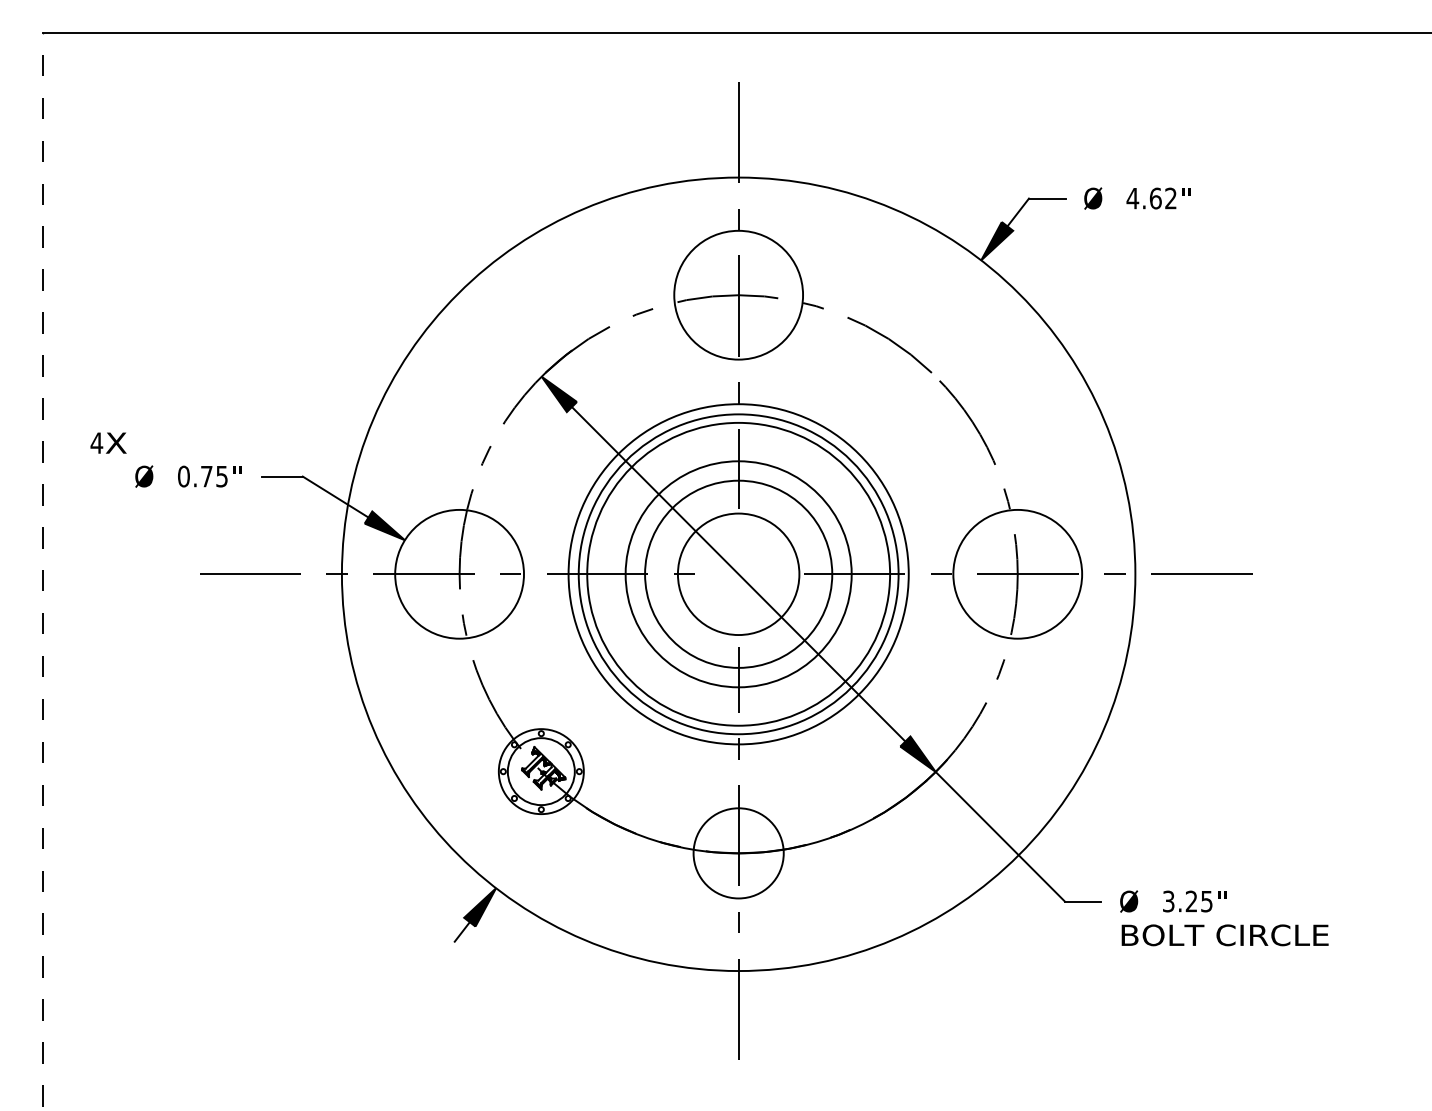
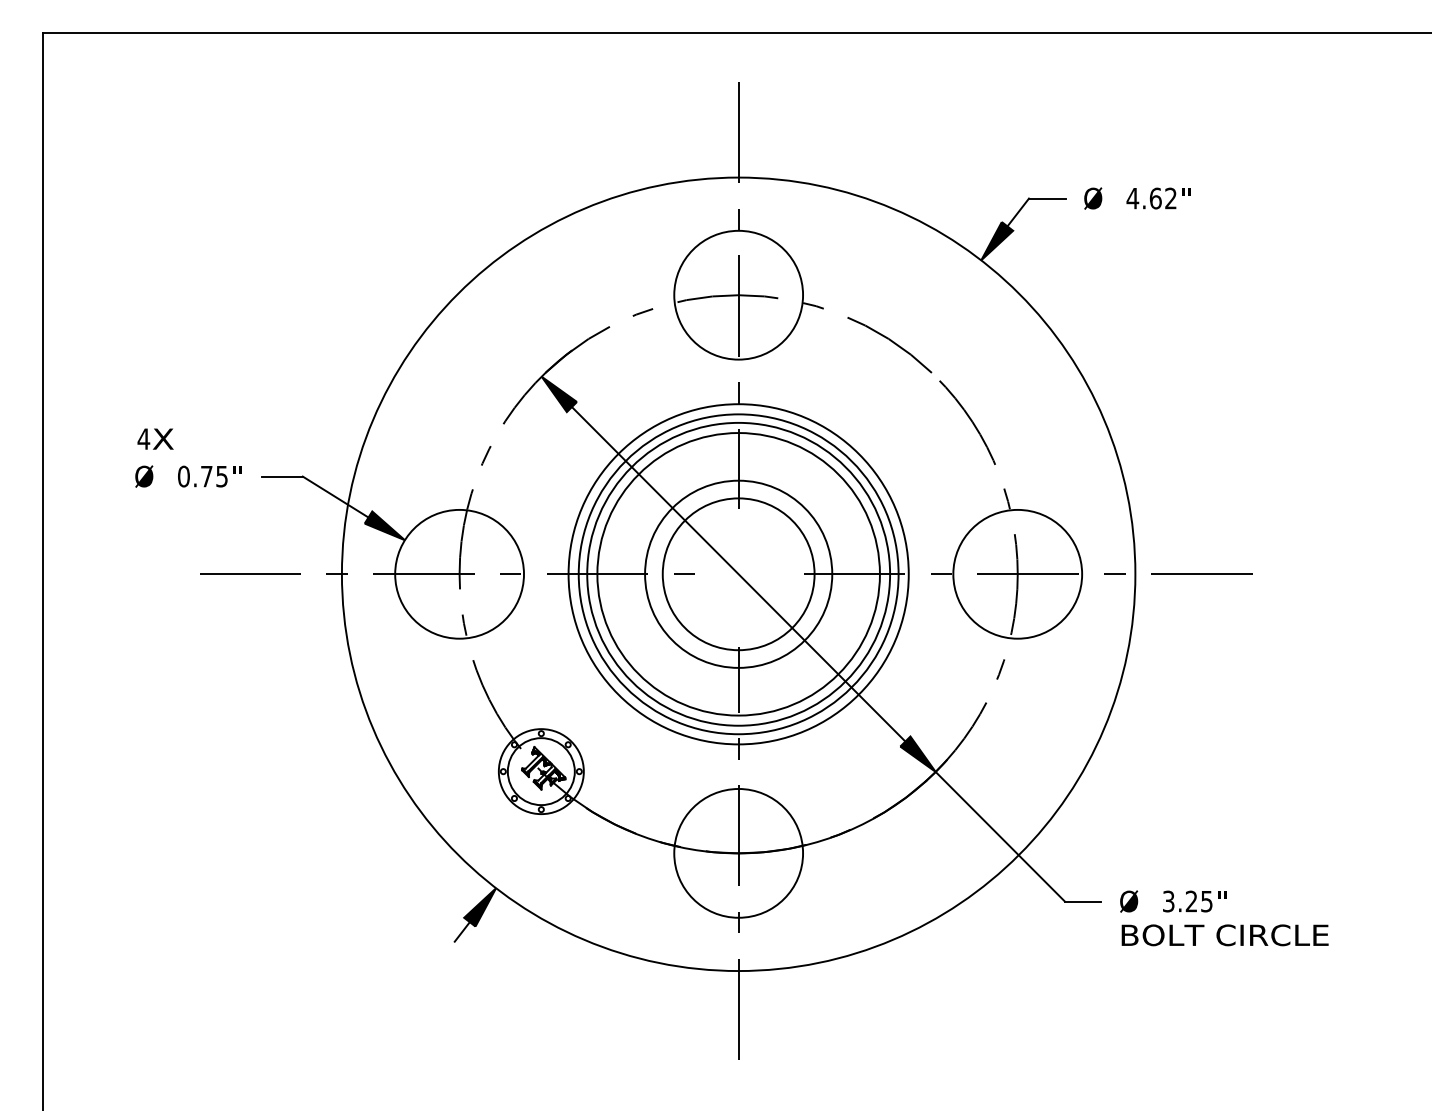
text position: (108, 442) -> (155, 438) (155, 438)
line: dashed -> solid (42, 572)
circle diameter: 121 px -> 152 px (738, 574)
circle diameter: 226 px -> 283 px (738, 574)
circle diameter: 90 px -> 129 px (738, 852)
